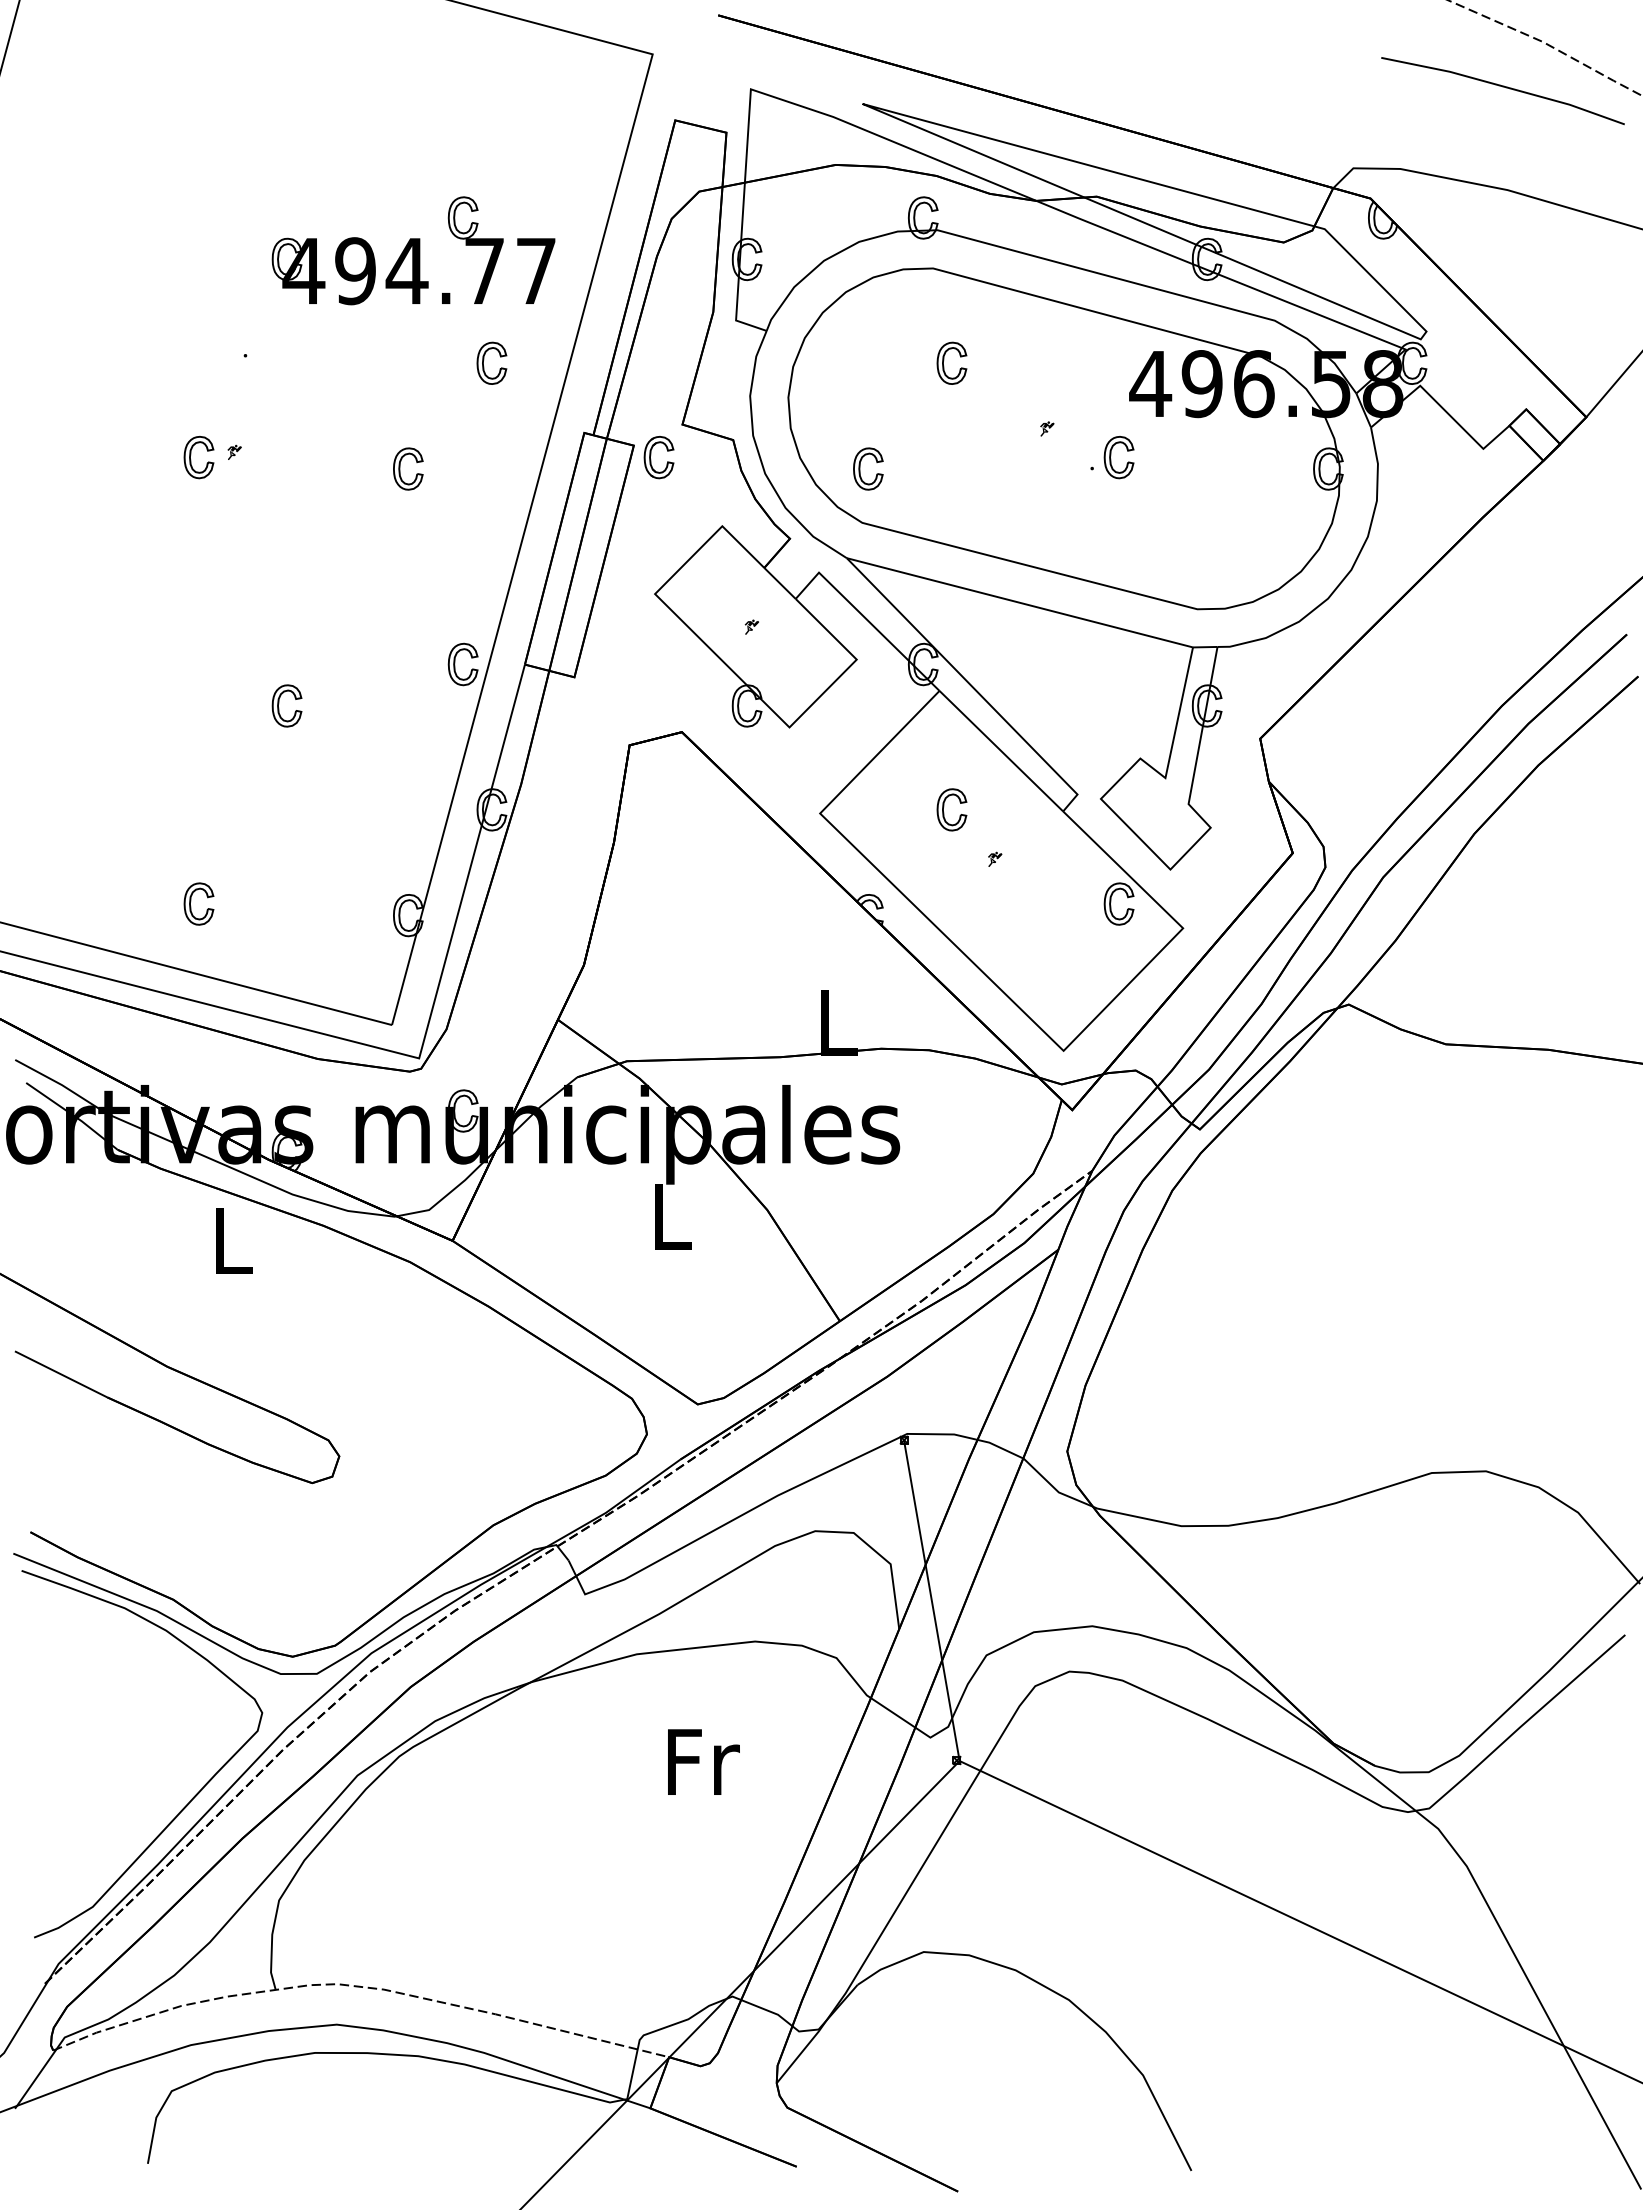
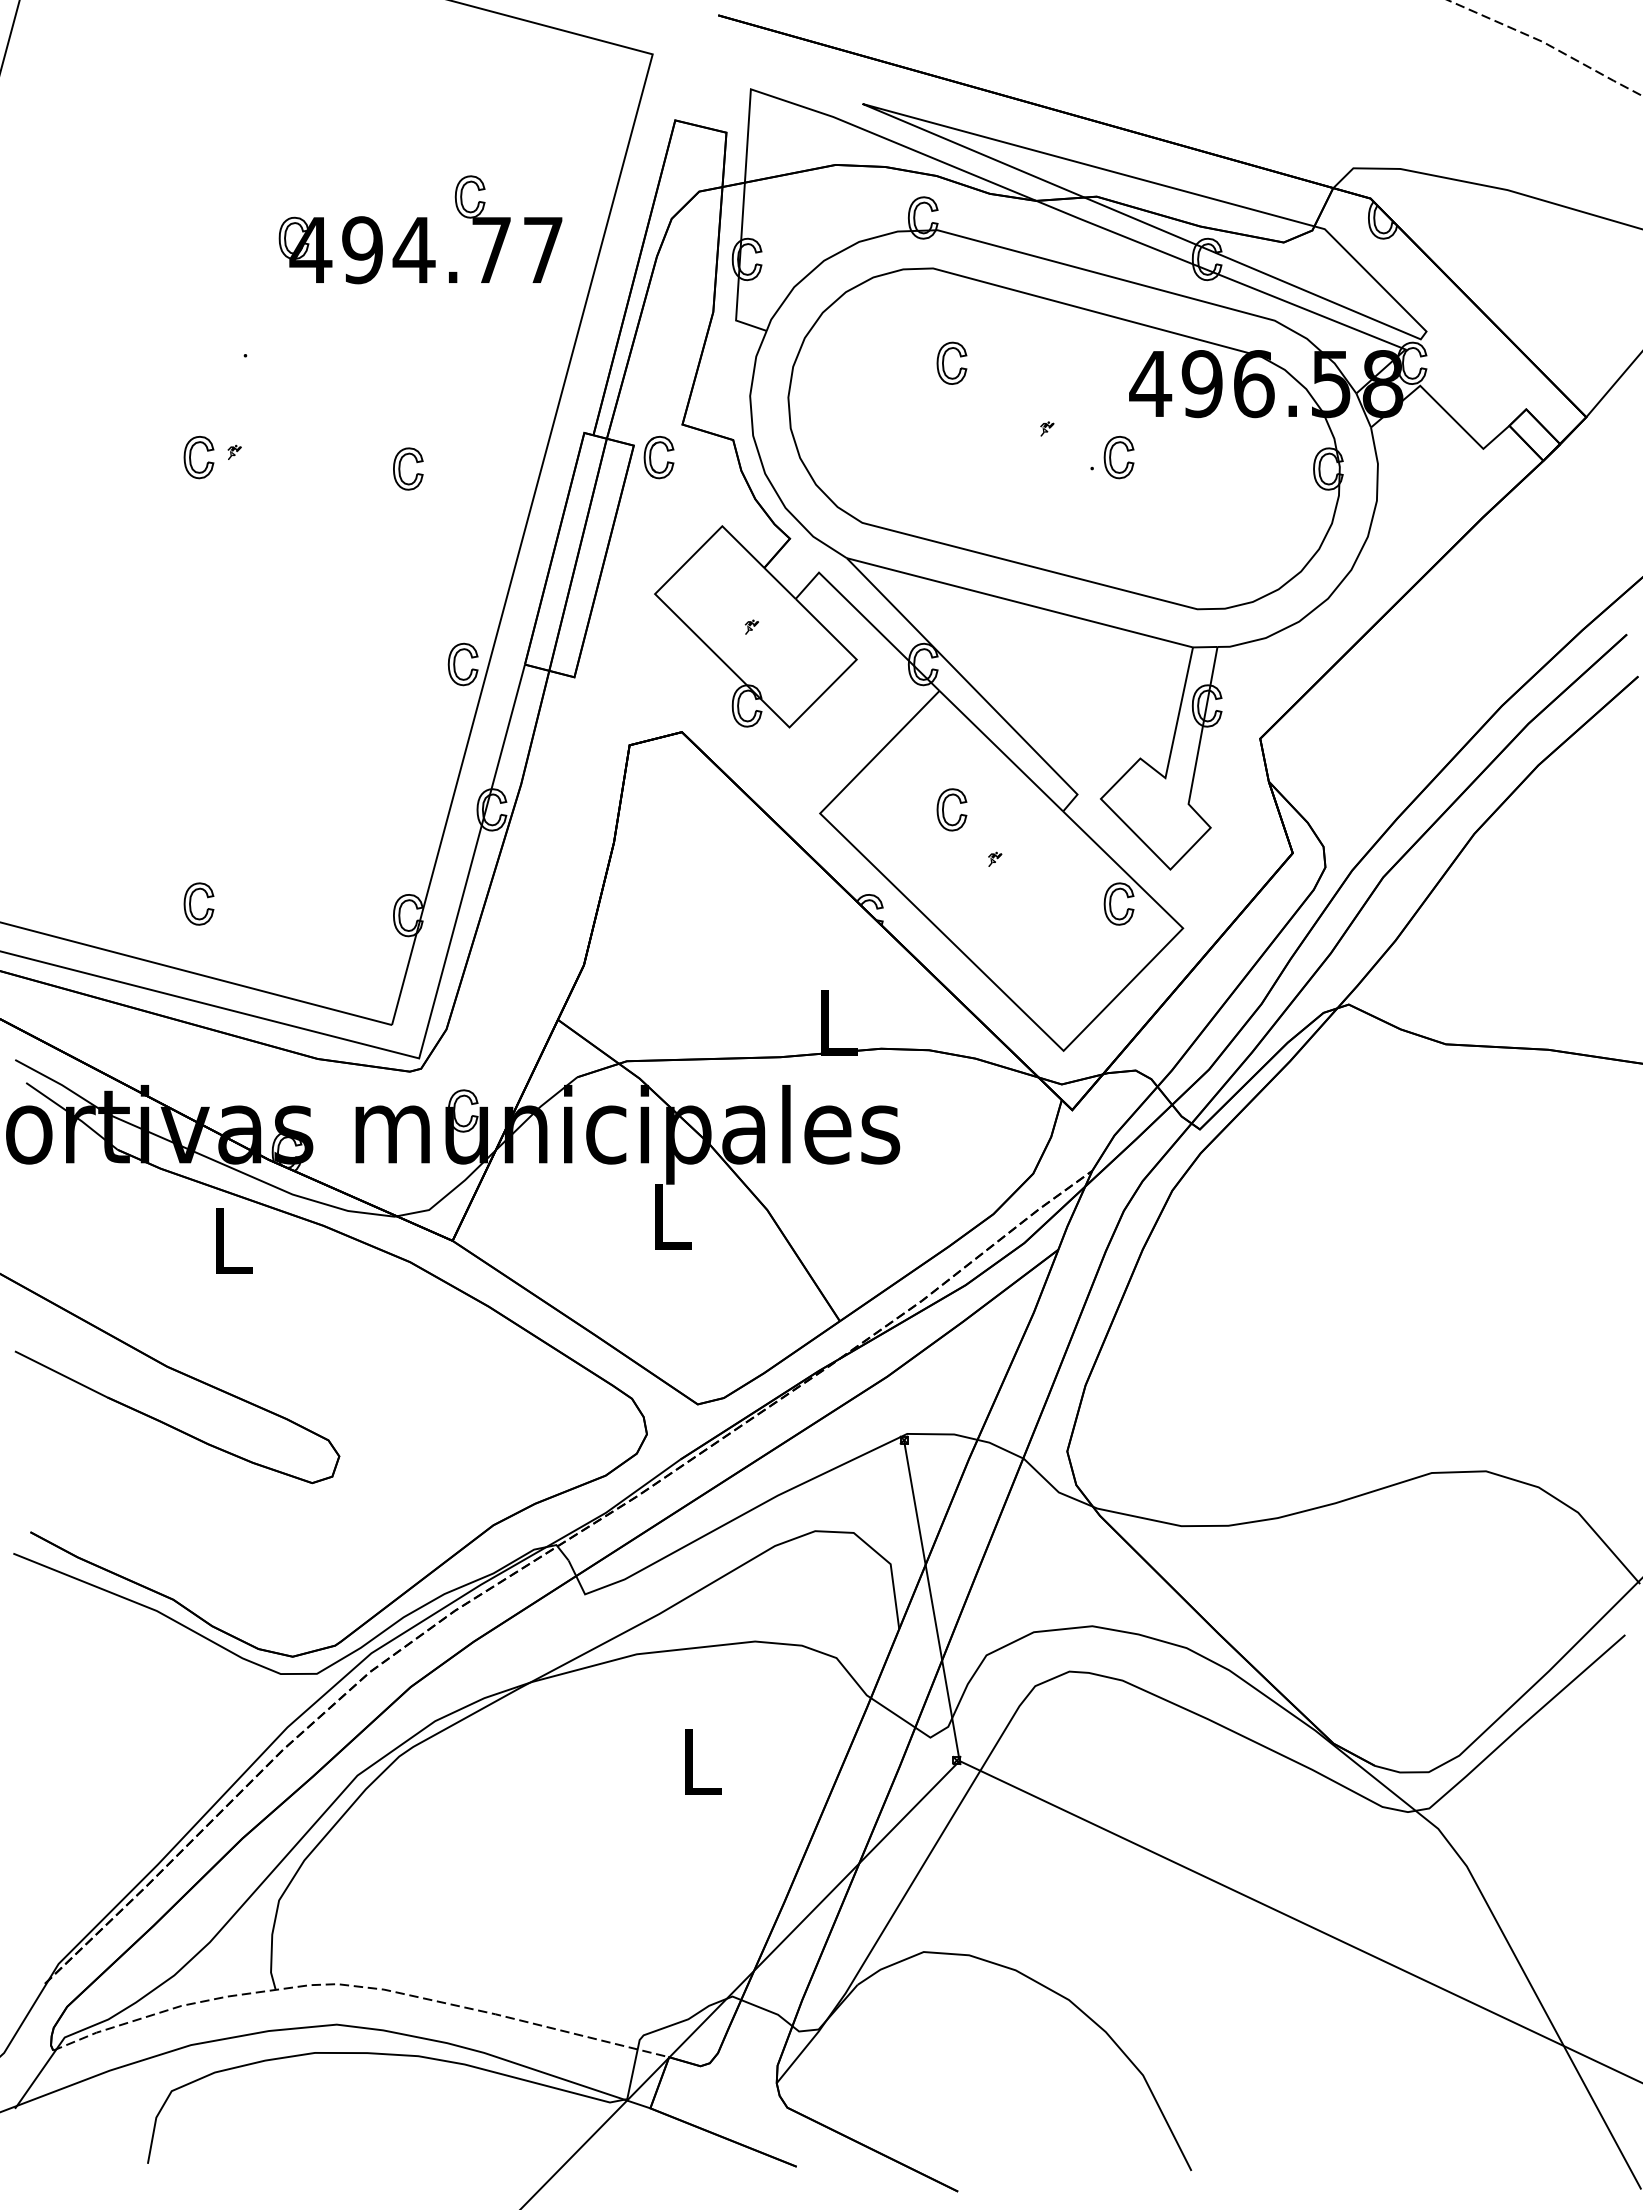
line: present -> none (1502, 87)
part position: (413, 250) -> (420, 229) (420, 229)
part: present -> none (484, 359)
part: present -> none (860, 468)
part: present -> none (279, 703)
text: Fr -> L (703, 1761)
curve: present -> none (191, 1798)
